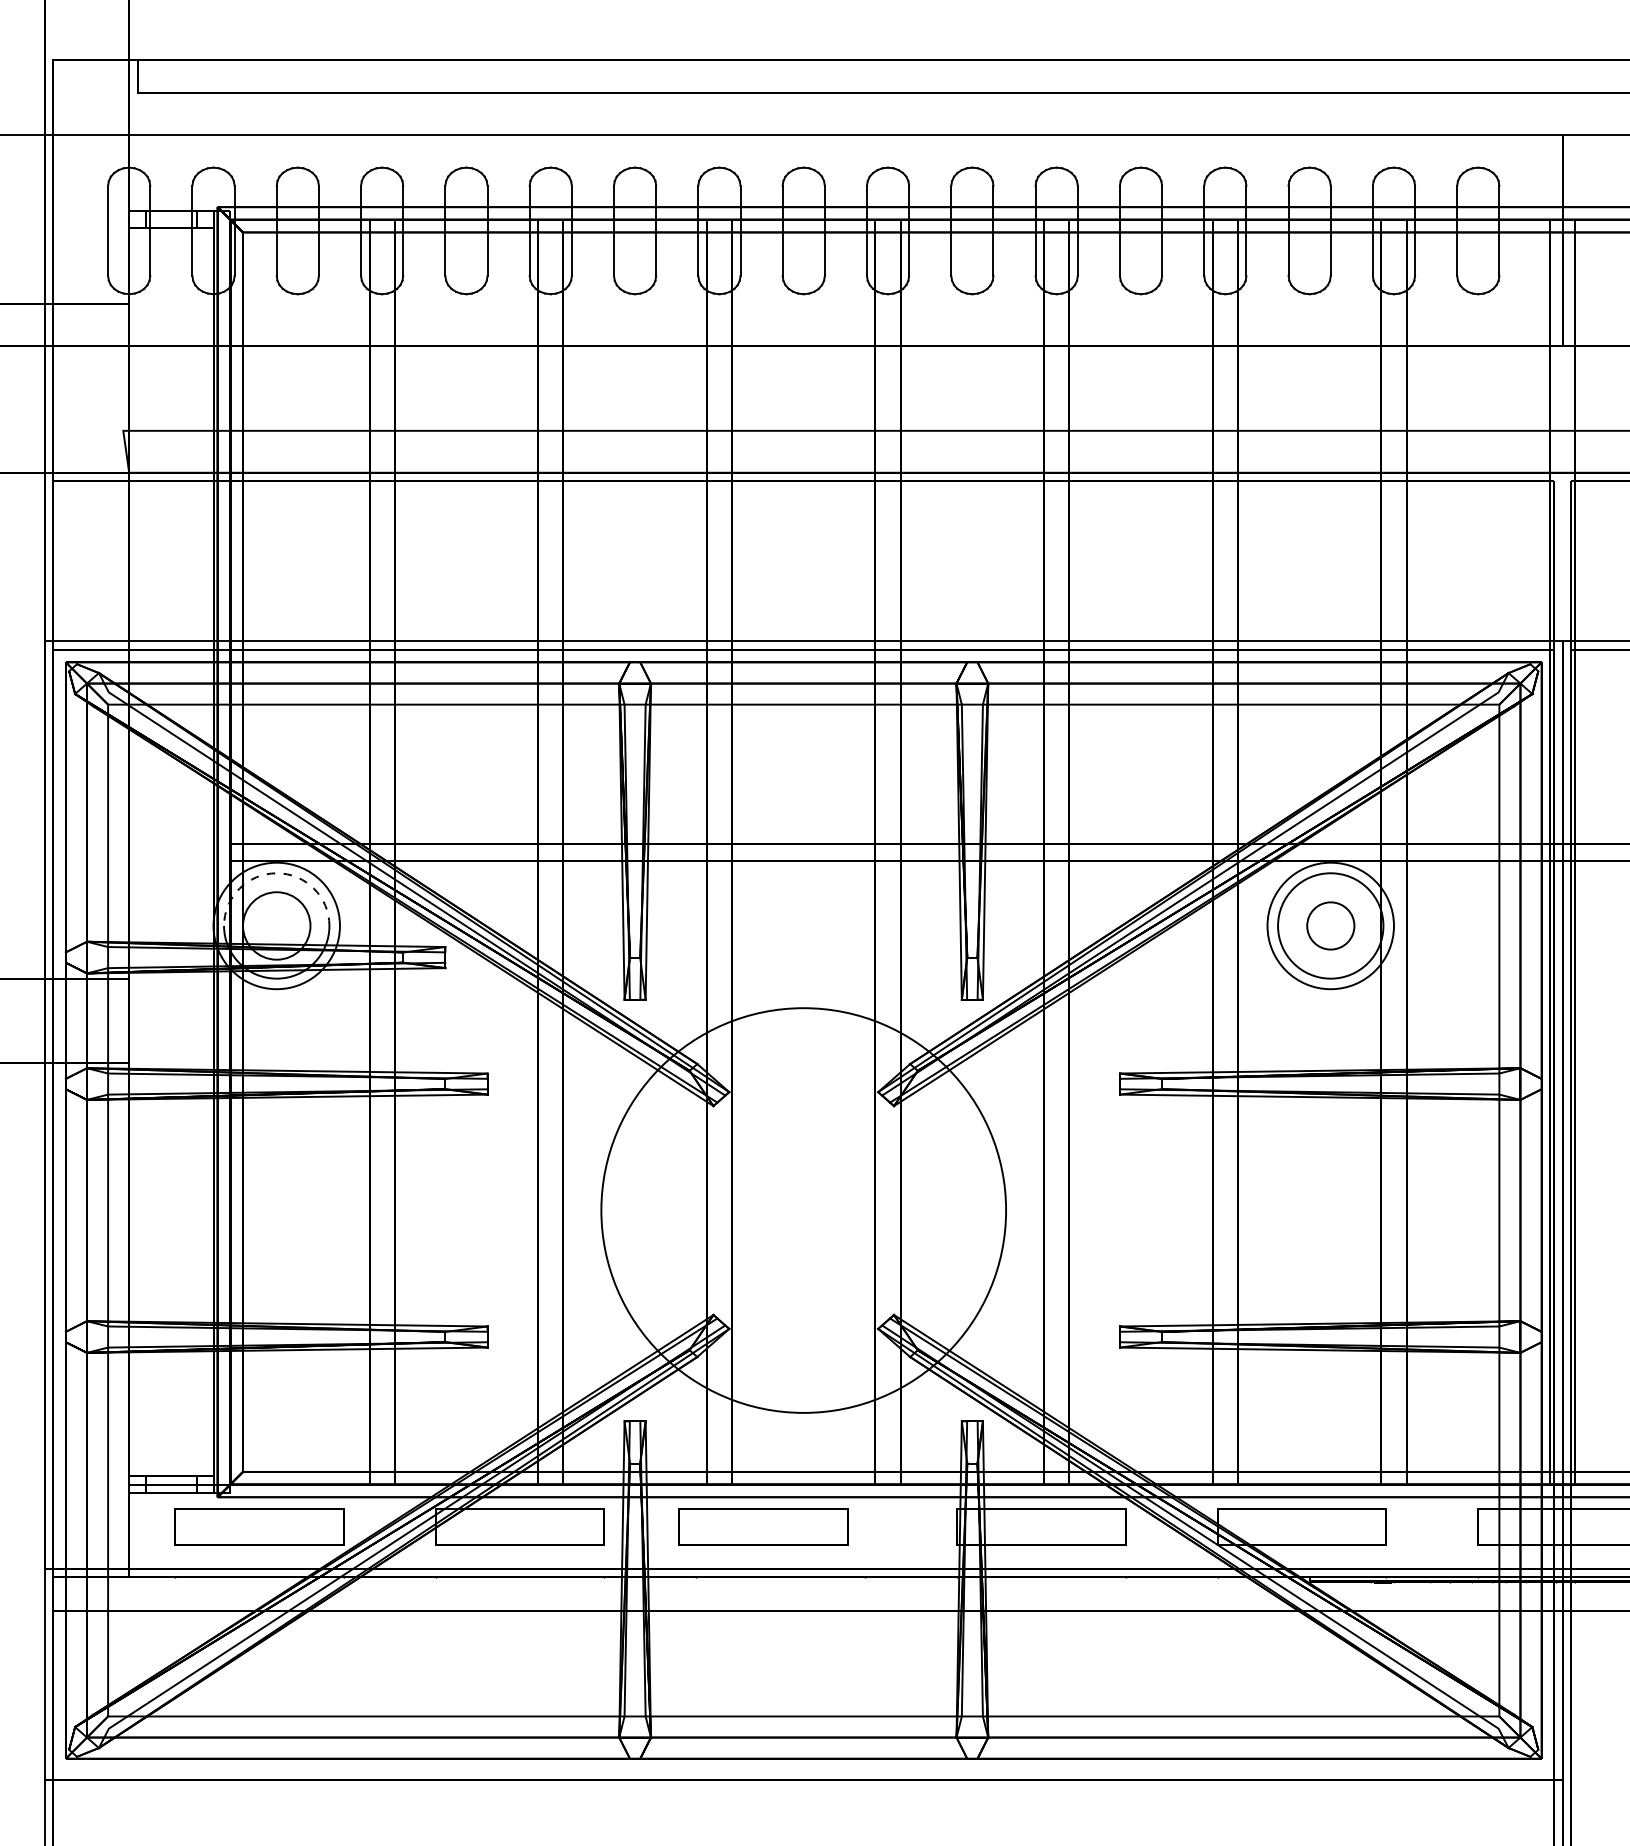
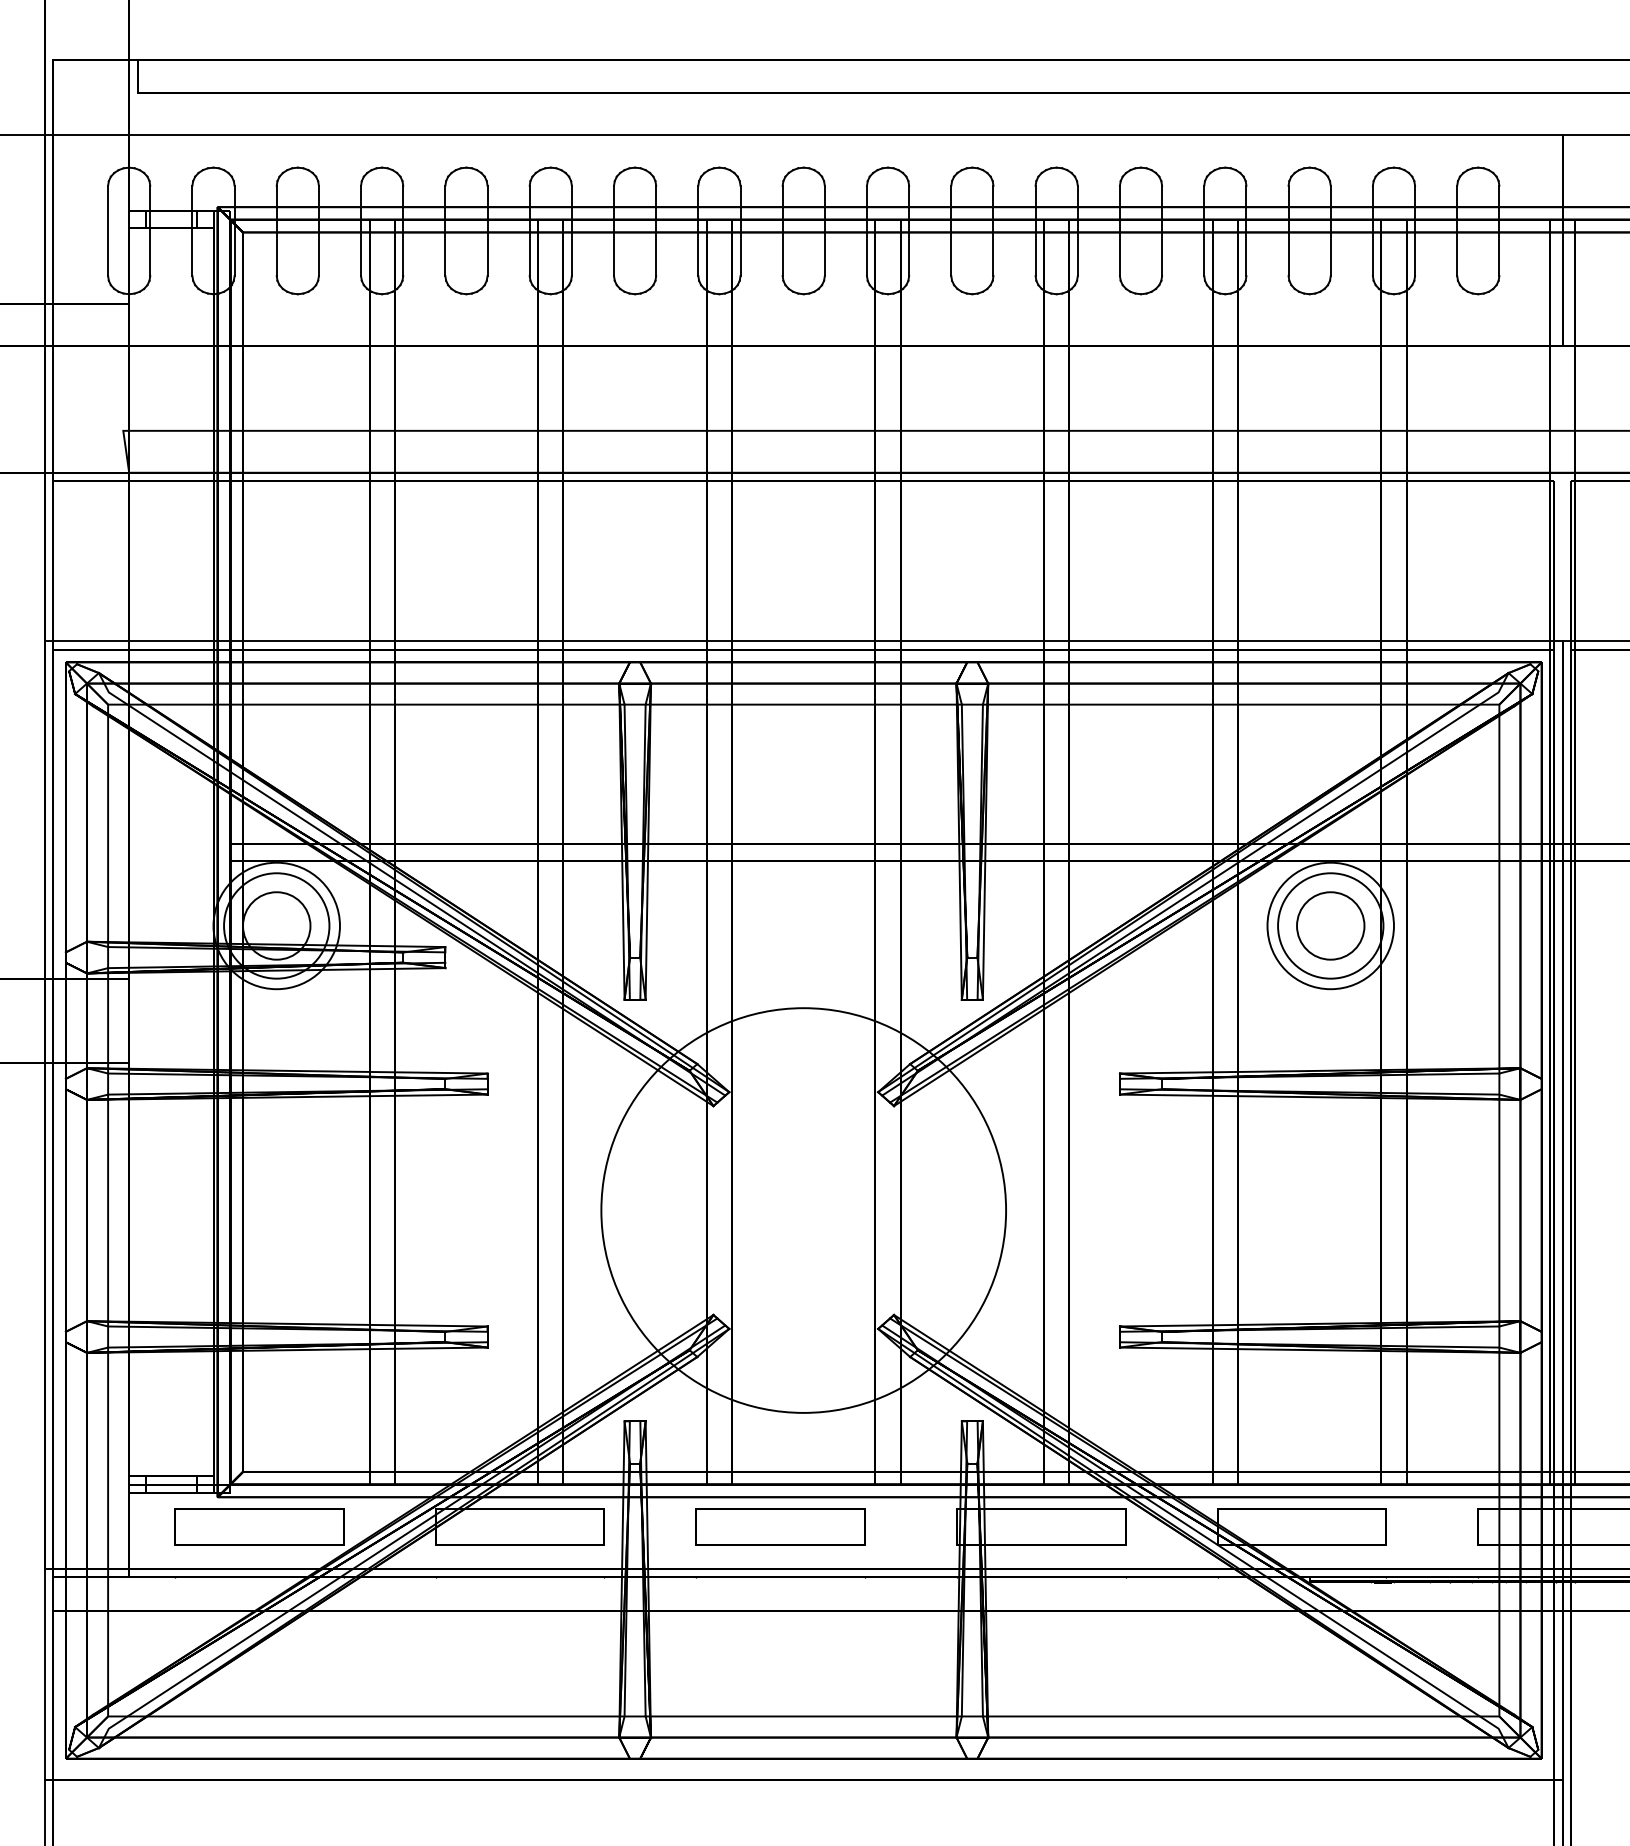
arc: dashed -> solid (276, 873)
part size: 50x50 px -> 70x70 px (1330, 925)
part position: (763, 1526) -> (780, 1526) (780, 1526)
